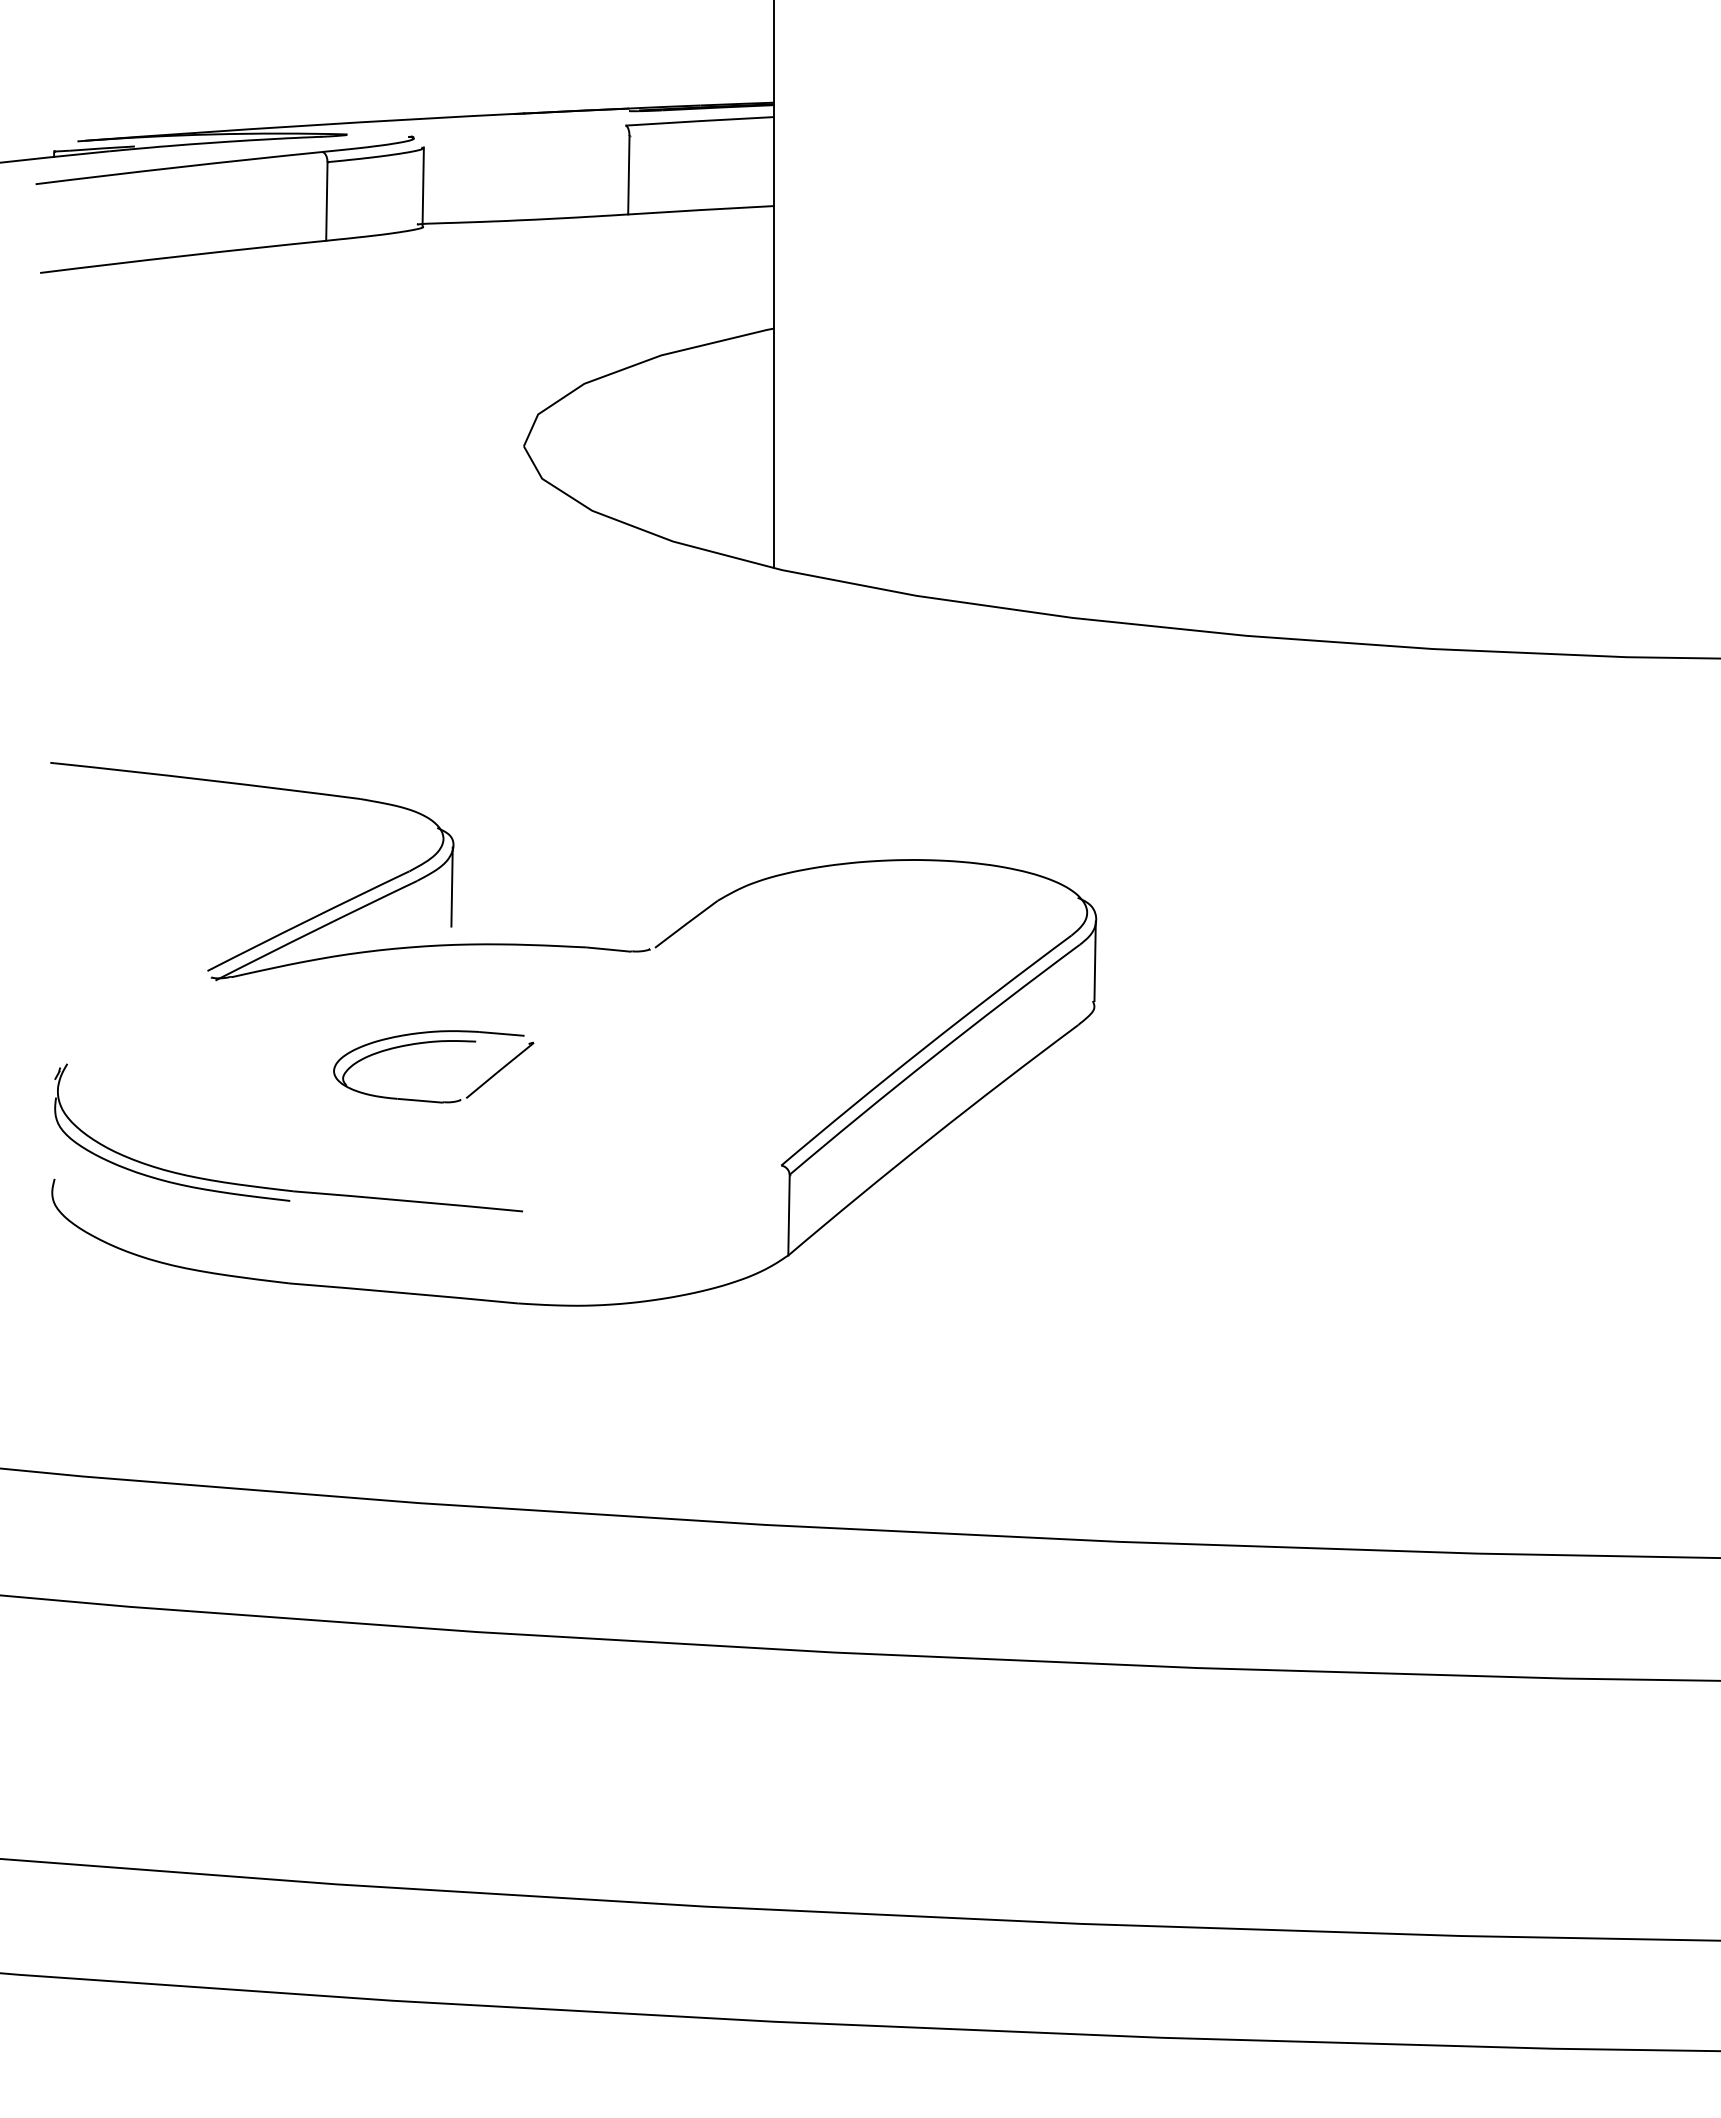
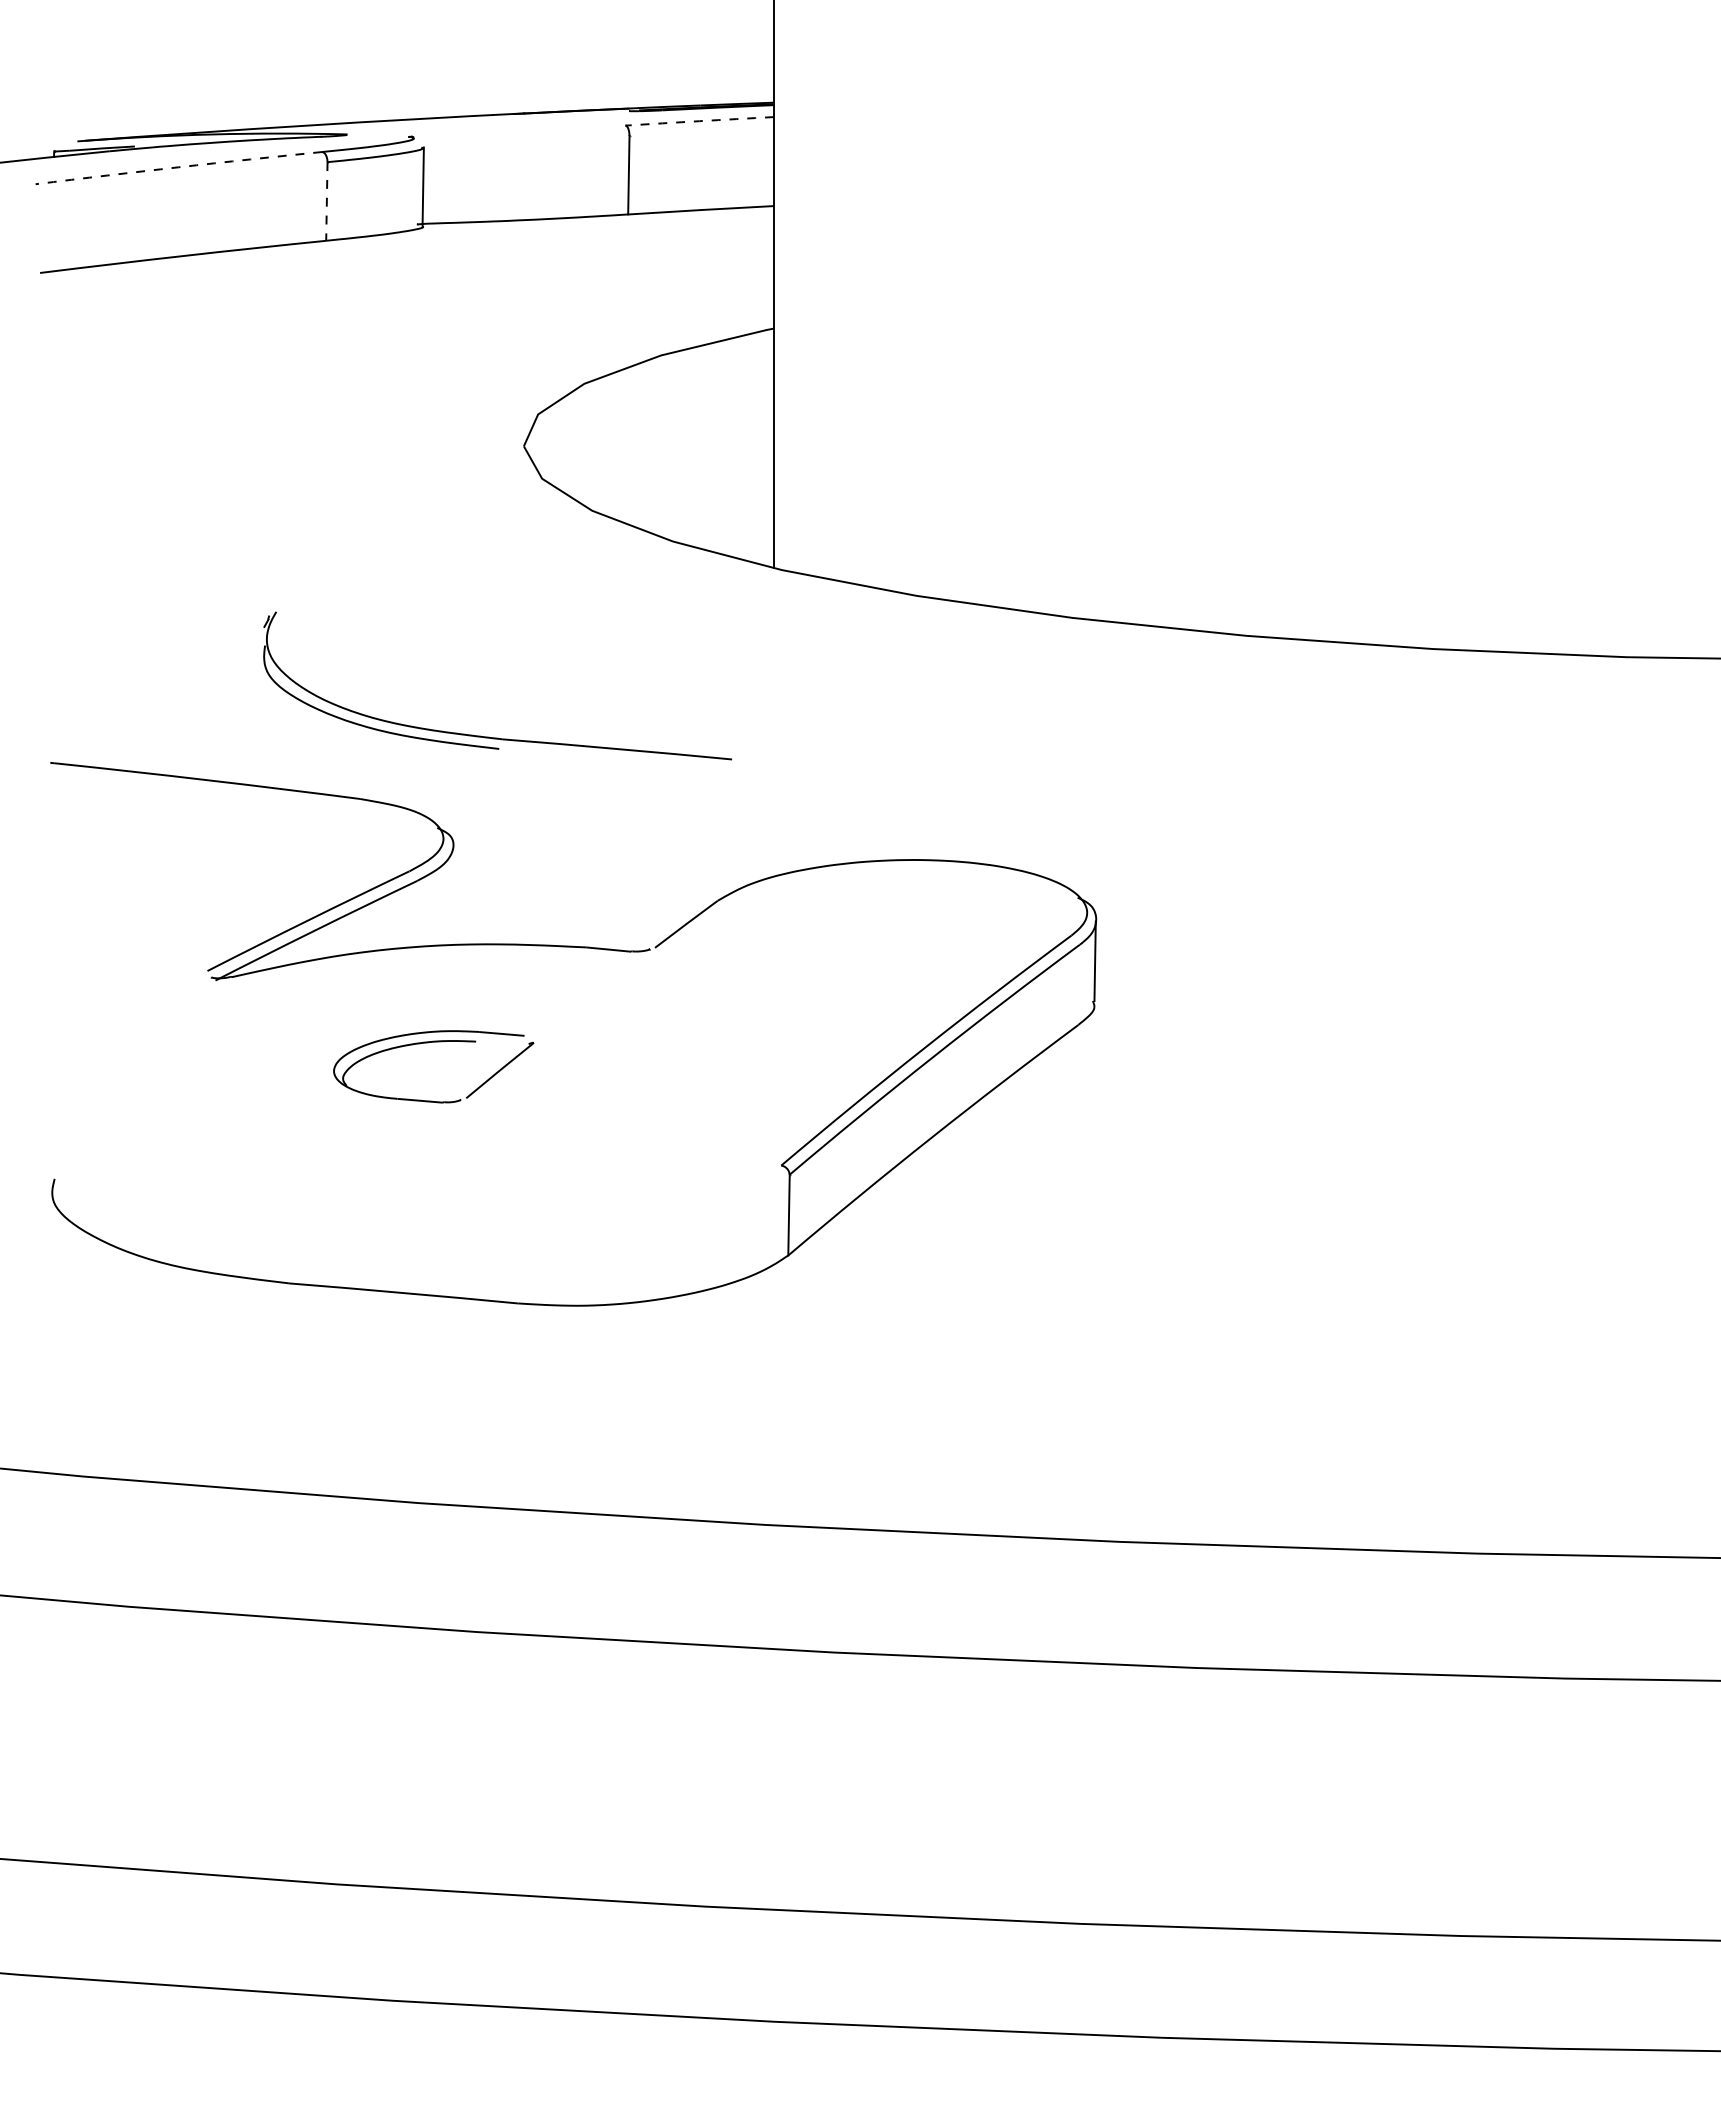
arc: solid -> dashed (699, 121)
arc: solid -> dashed (178, 167)
line: solid -> dashed (326, 201)
line: present -> none (451, 886)
part position: (280, 1188) -> (489, 736) (489, 736)
